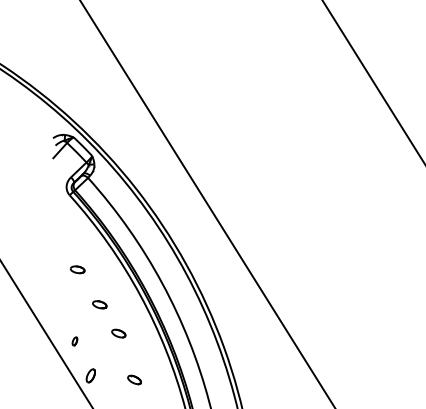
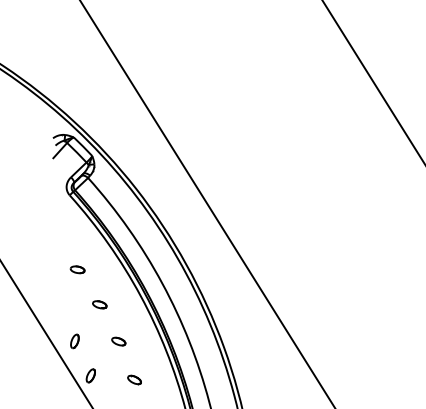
part position: (118, 333) -> (118, 341) (118, 341)
part size: 8x11 px -> 10x17 px (74, 341)
